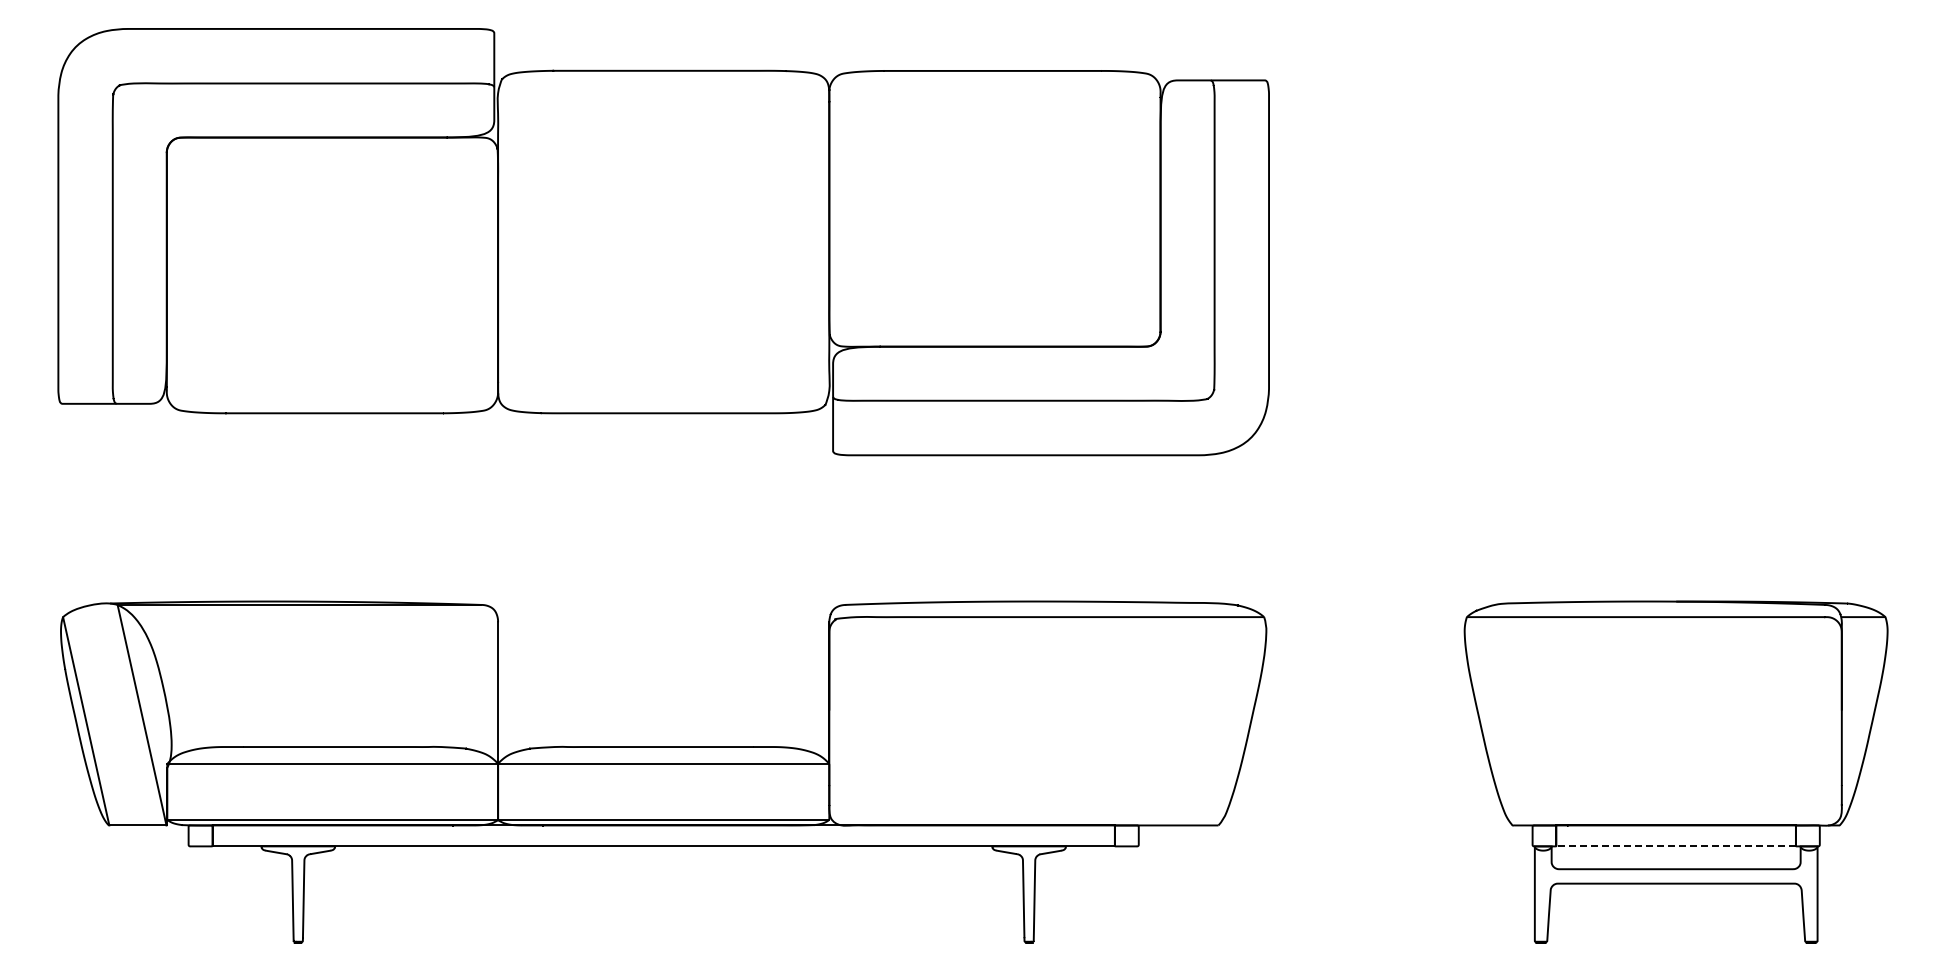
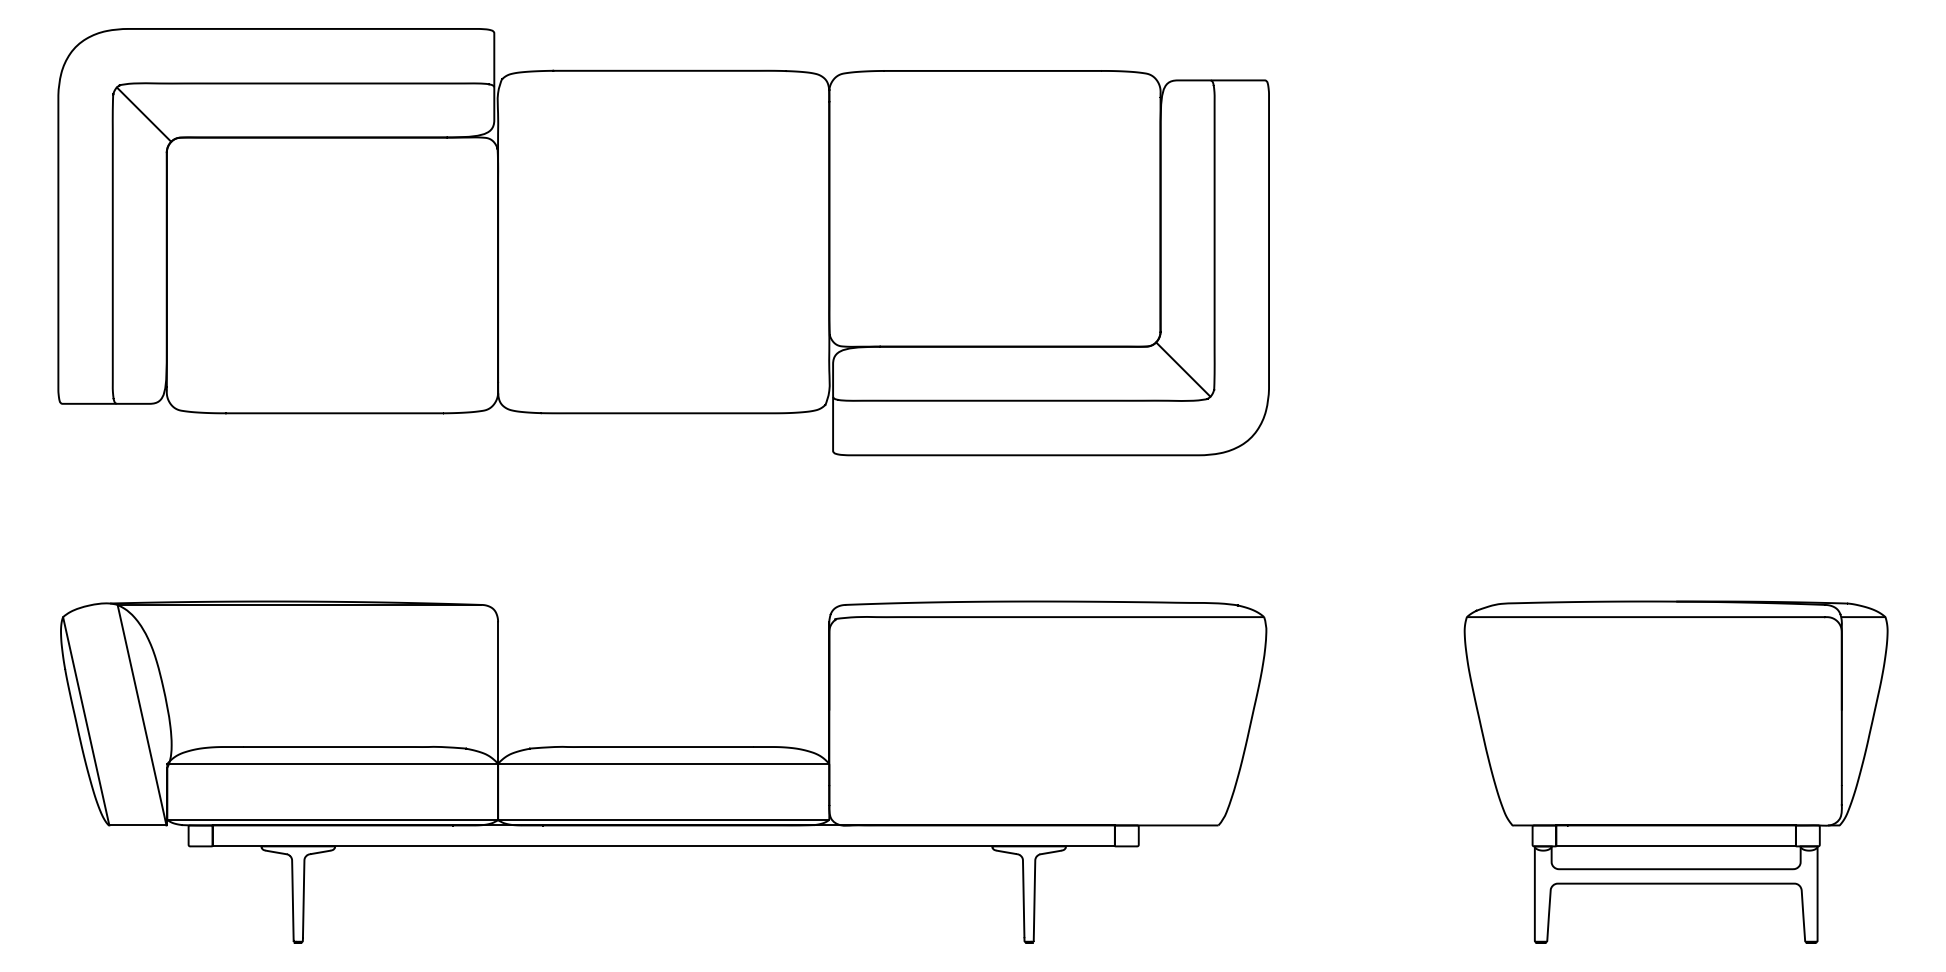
line: none -> present (143, 114)
line: none -> present (1183, 369)
line: dashed -> solid (1676, 846)
